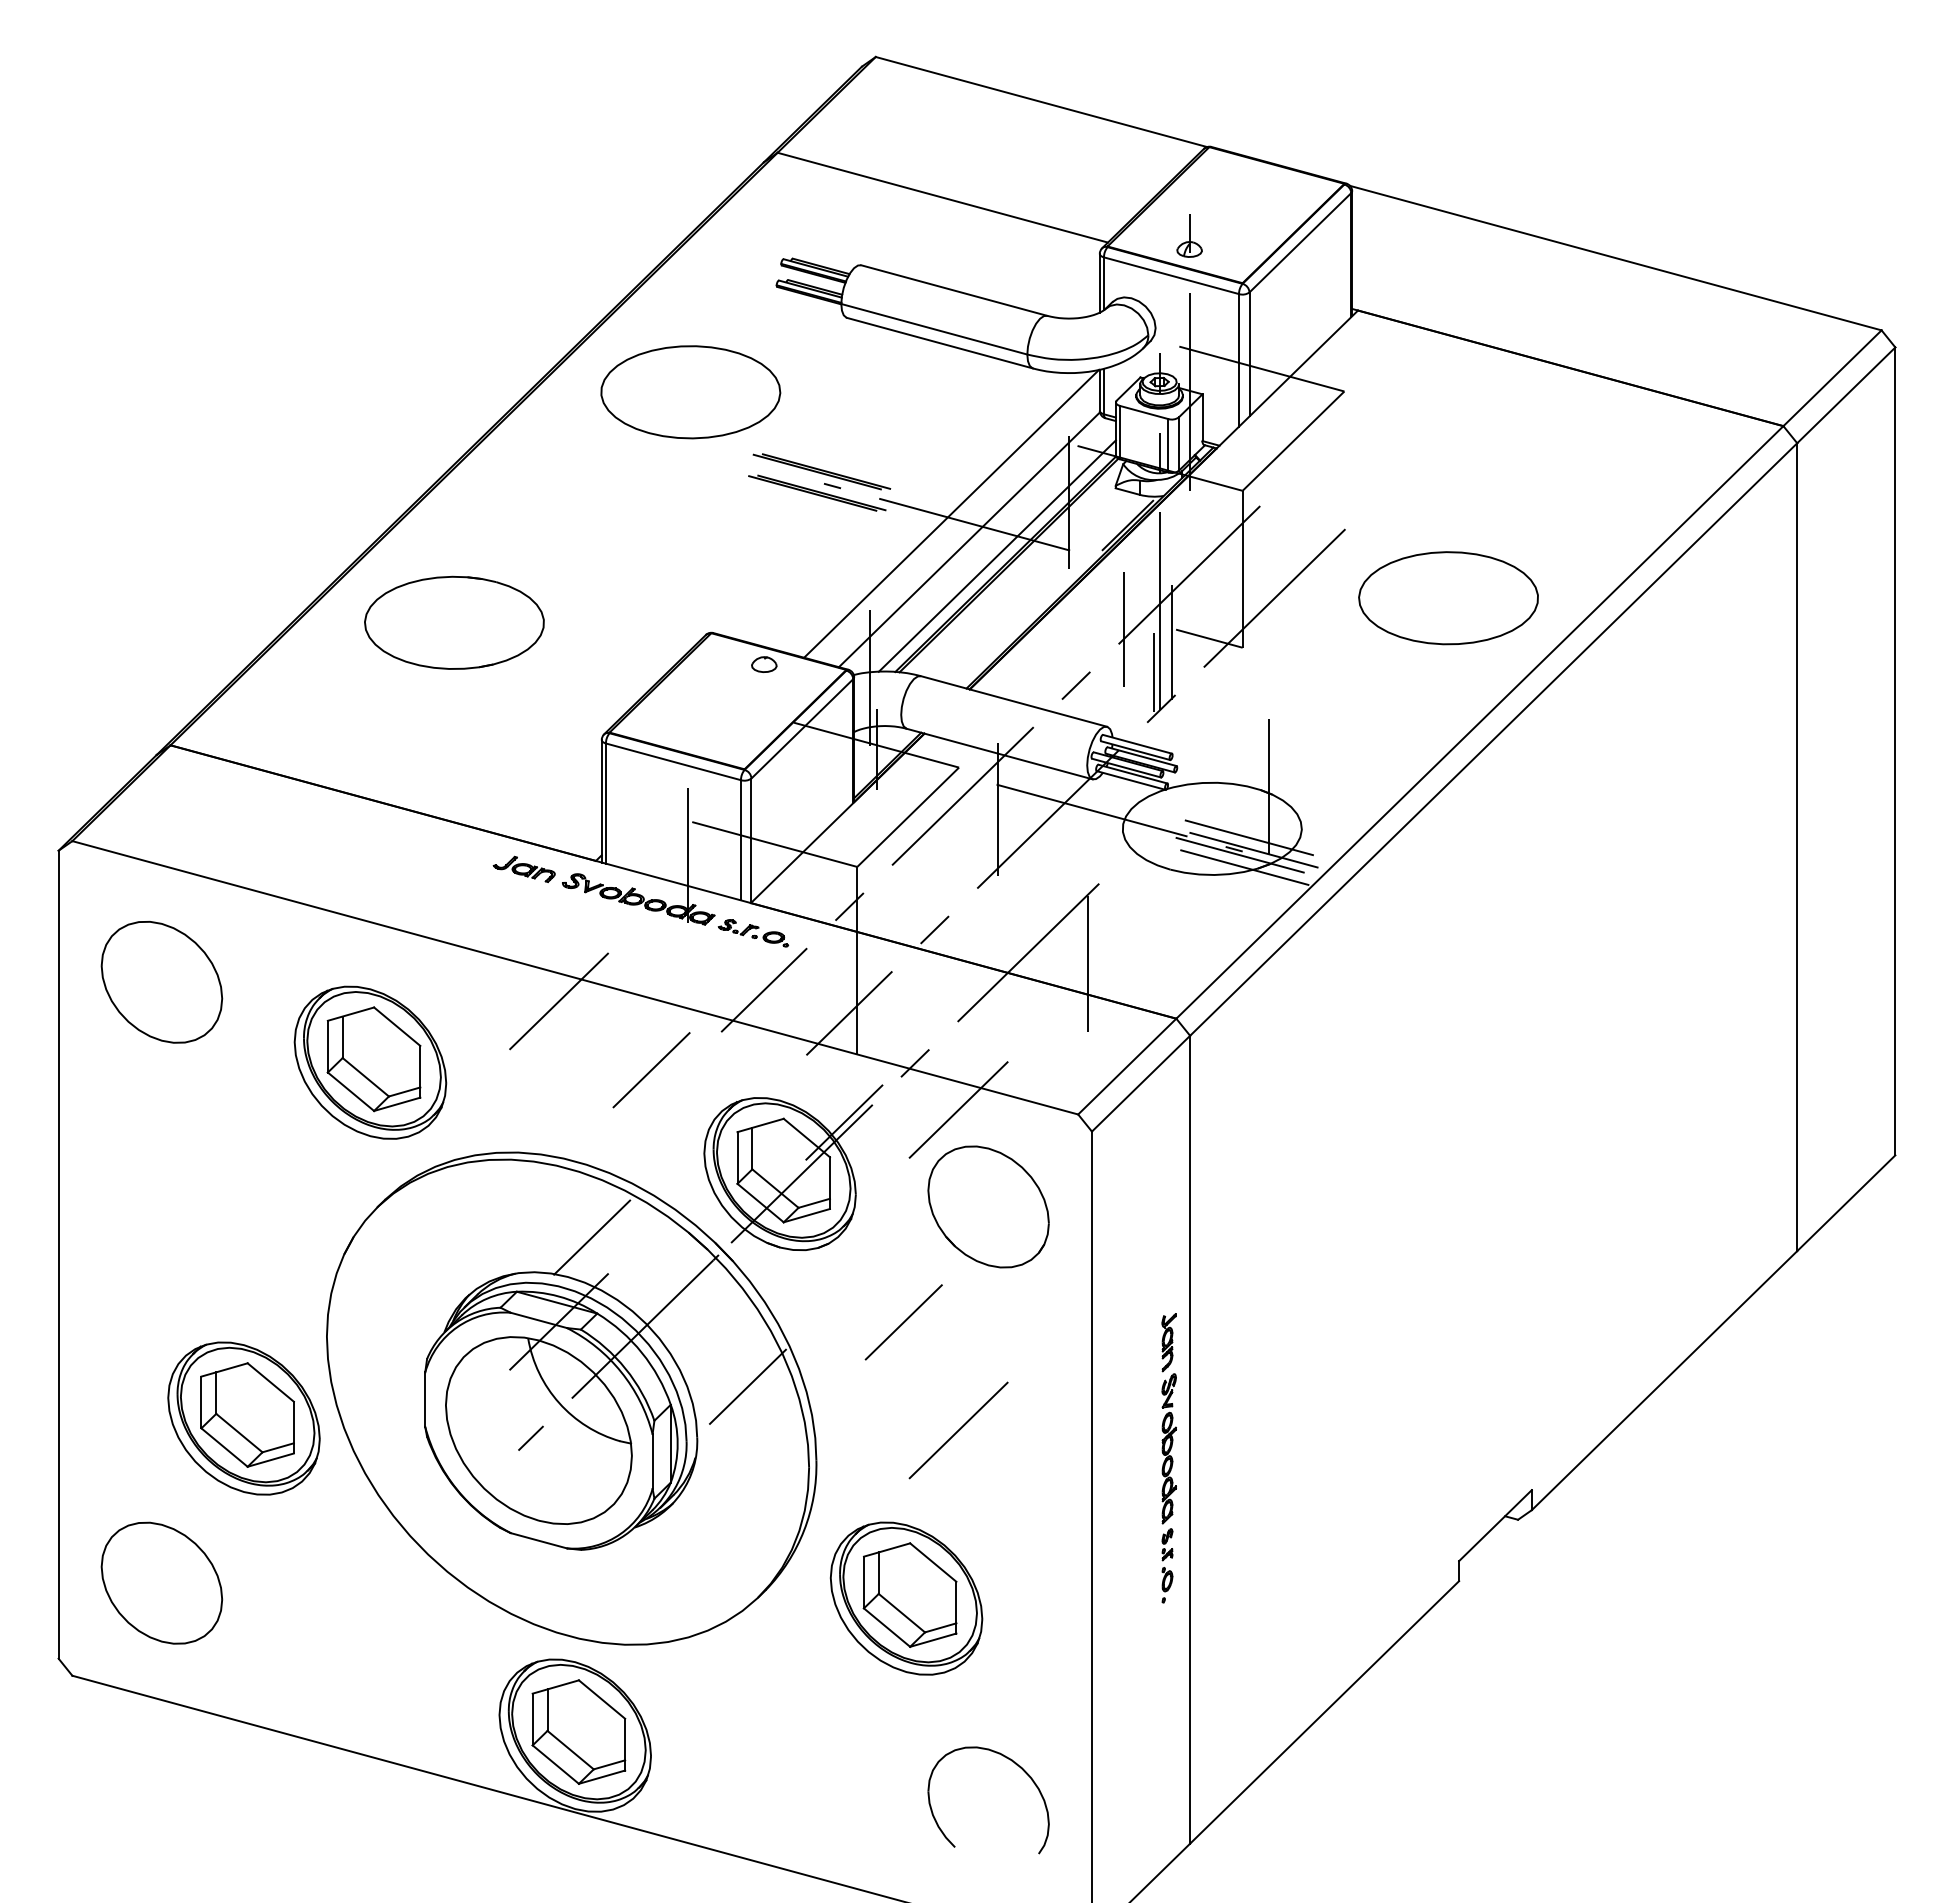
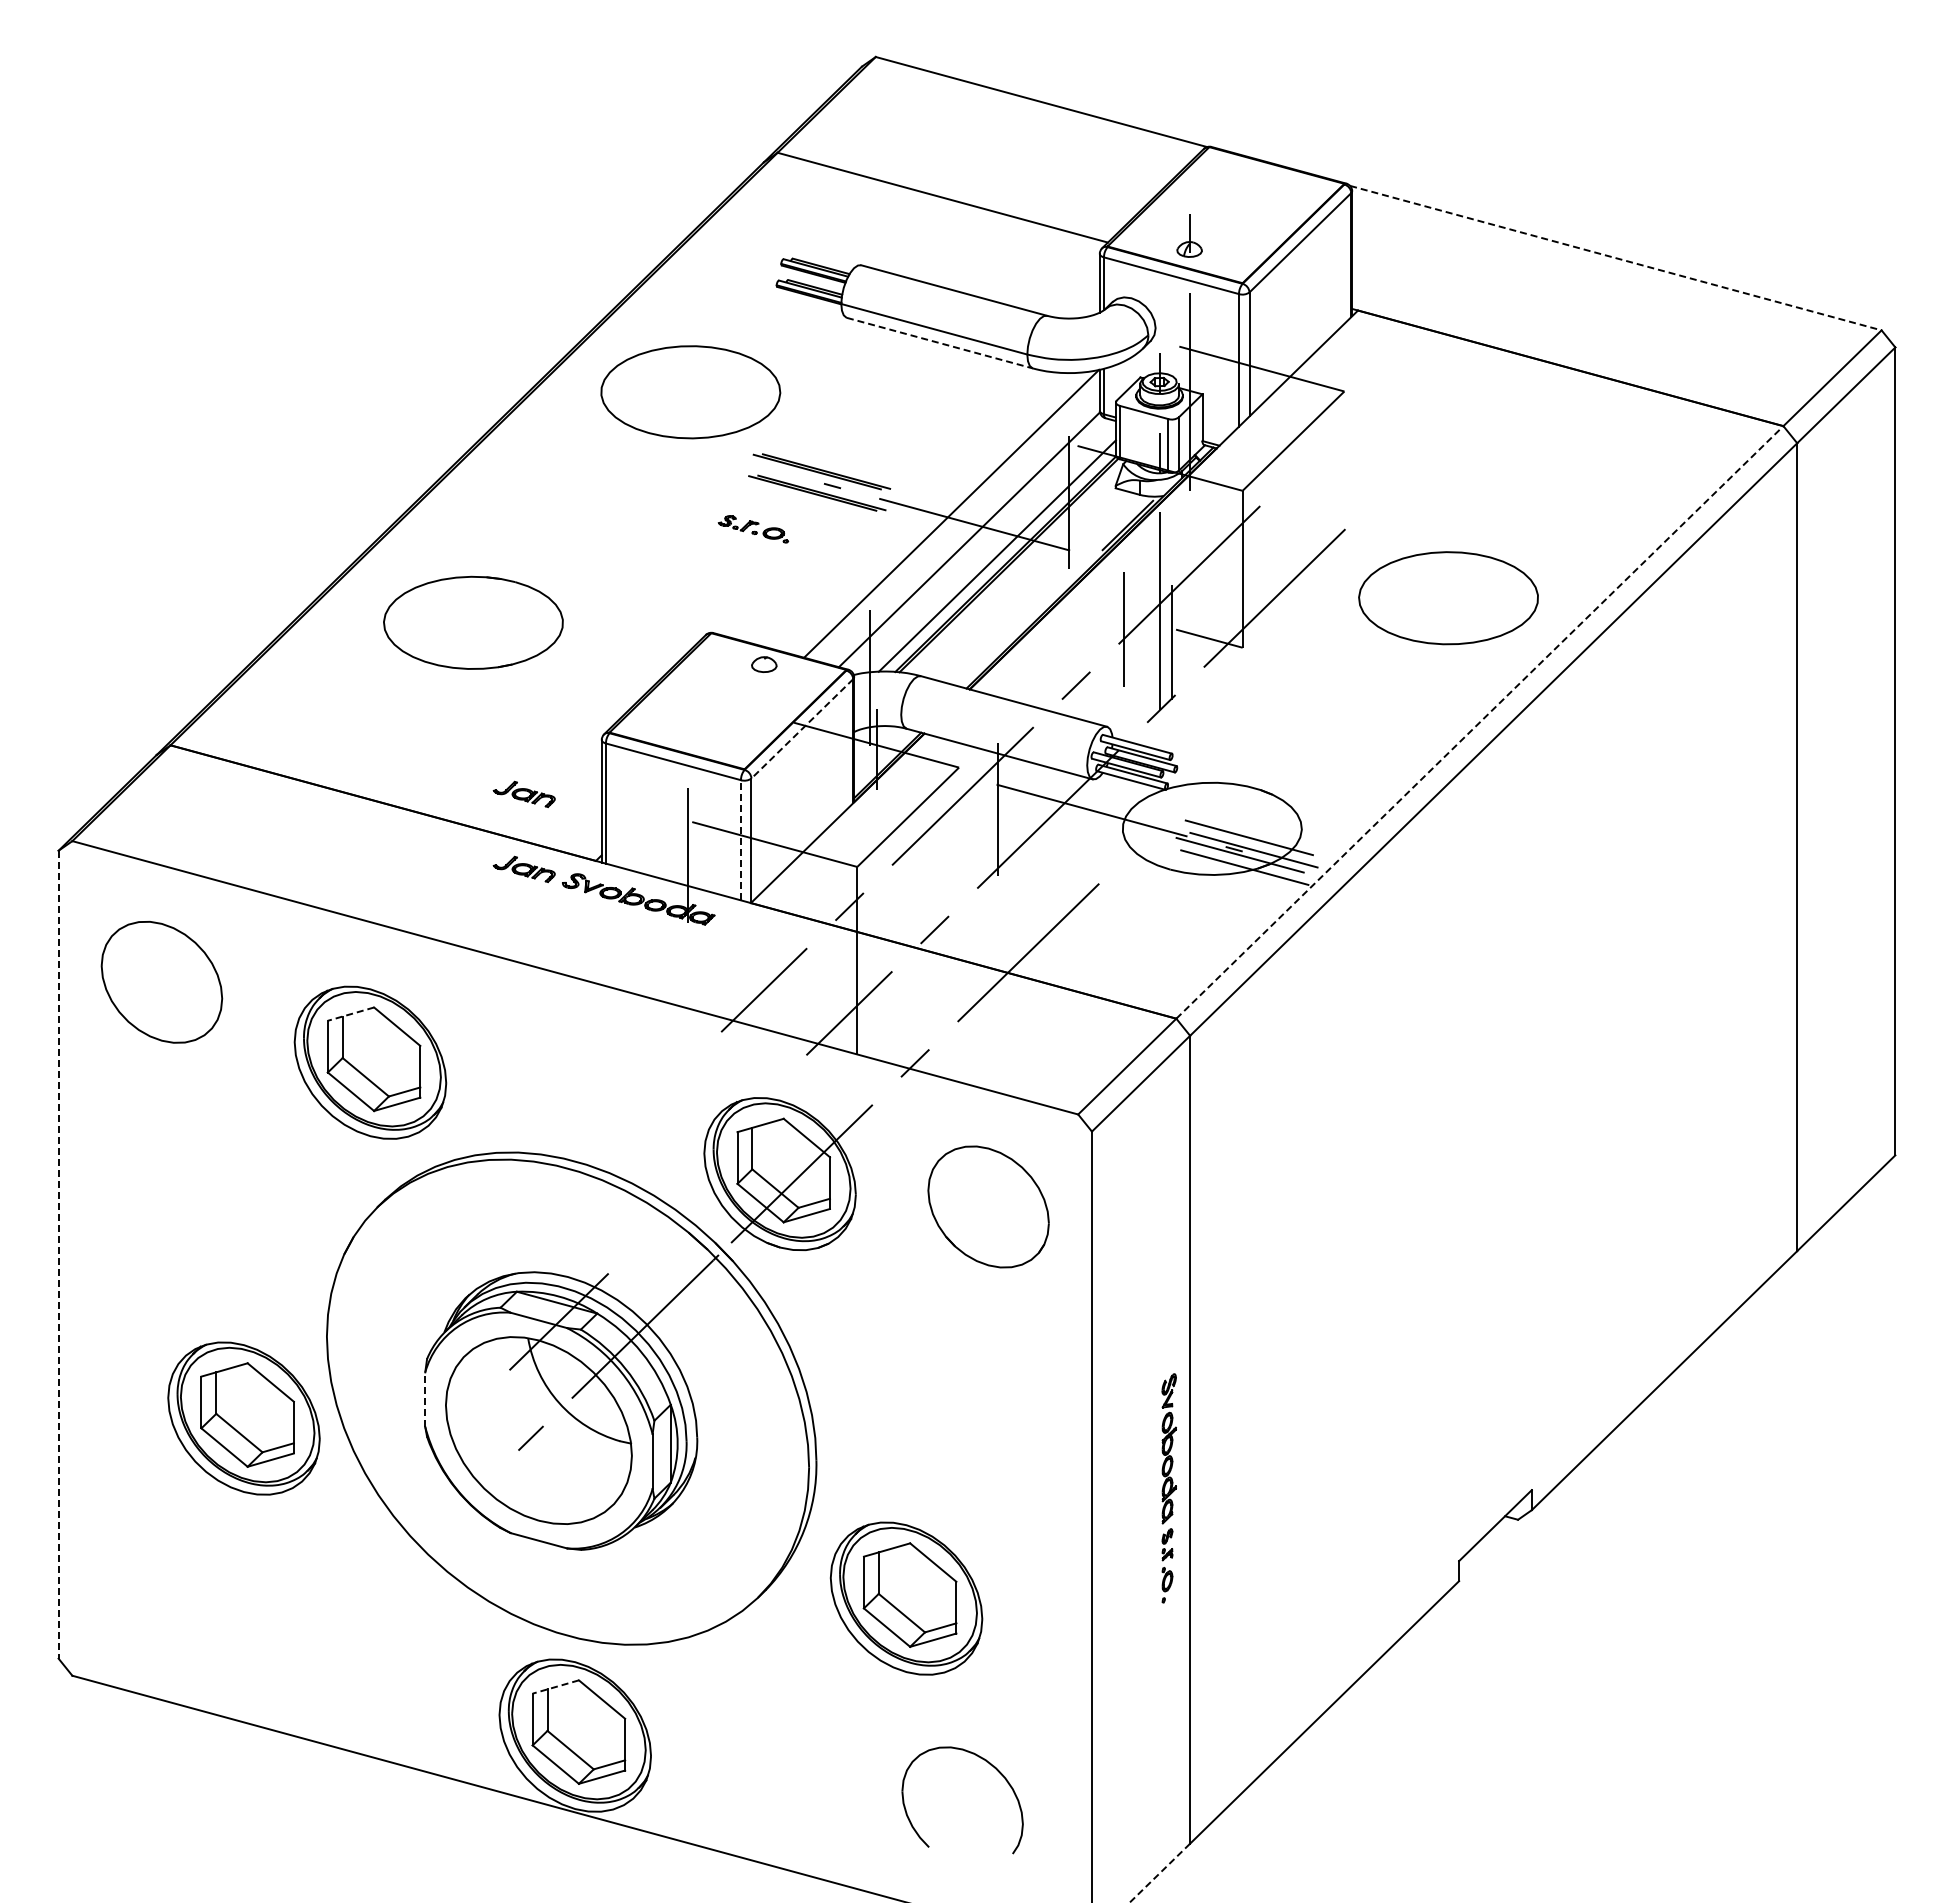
line: solid -> dashed (1616, 258)
line: solid -> dashed (940, 343)
part position: (454, 622) -> (473, 622) (473, 622)
line: present -> none (1154, 672)
line: solid -> dashed (1480, 722)
line: solid -> dashed (802, 729)
line: present -> none (1269, 786)
part: none -> present (523, 793)
line: solid -> dashed (740, 839)
part position: (753, 933) -> (753, 529) (753, 529)
line: present -> none (1087, 963)
line: present -> none (558, 1001)
line: solid -> dashed (350, 1014)
line: present -> none (651, 1069)
line: present -> none (958, 1109)
line: present -> none (844, 1122)
line: present -> none (591, 1237)
line: solid -> dashed (58, 1254)
line: present -> none (903, 1322)
part: present -> none (1168, 1342)
line: present -> none (747, 1386)
line: solid -> dashed (425, 1399)
line: present -> none (958, 1430)
part: present -> none (161, 1582)
line: solid -> dashed (555, 1687)
part position: (1016, 1765) -> (990, 1765) (990, 1765)
line: solid -> dashed (1159, 1873)
